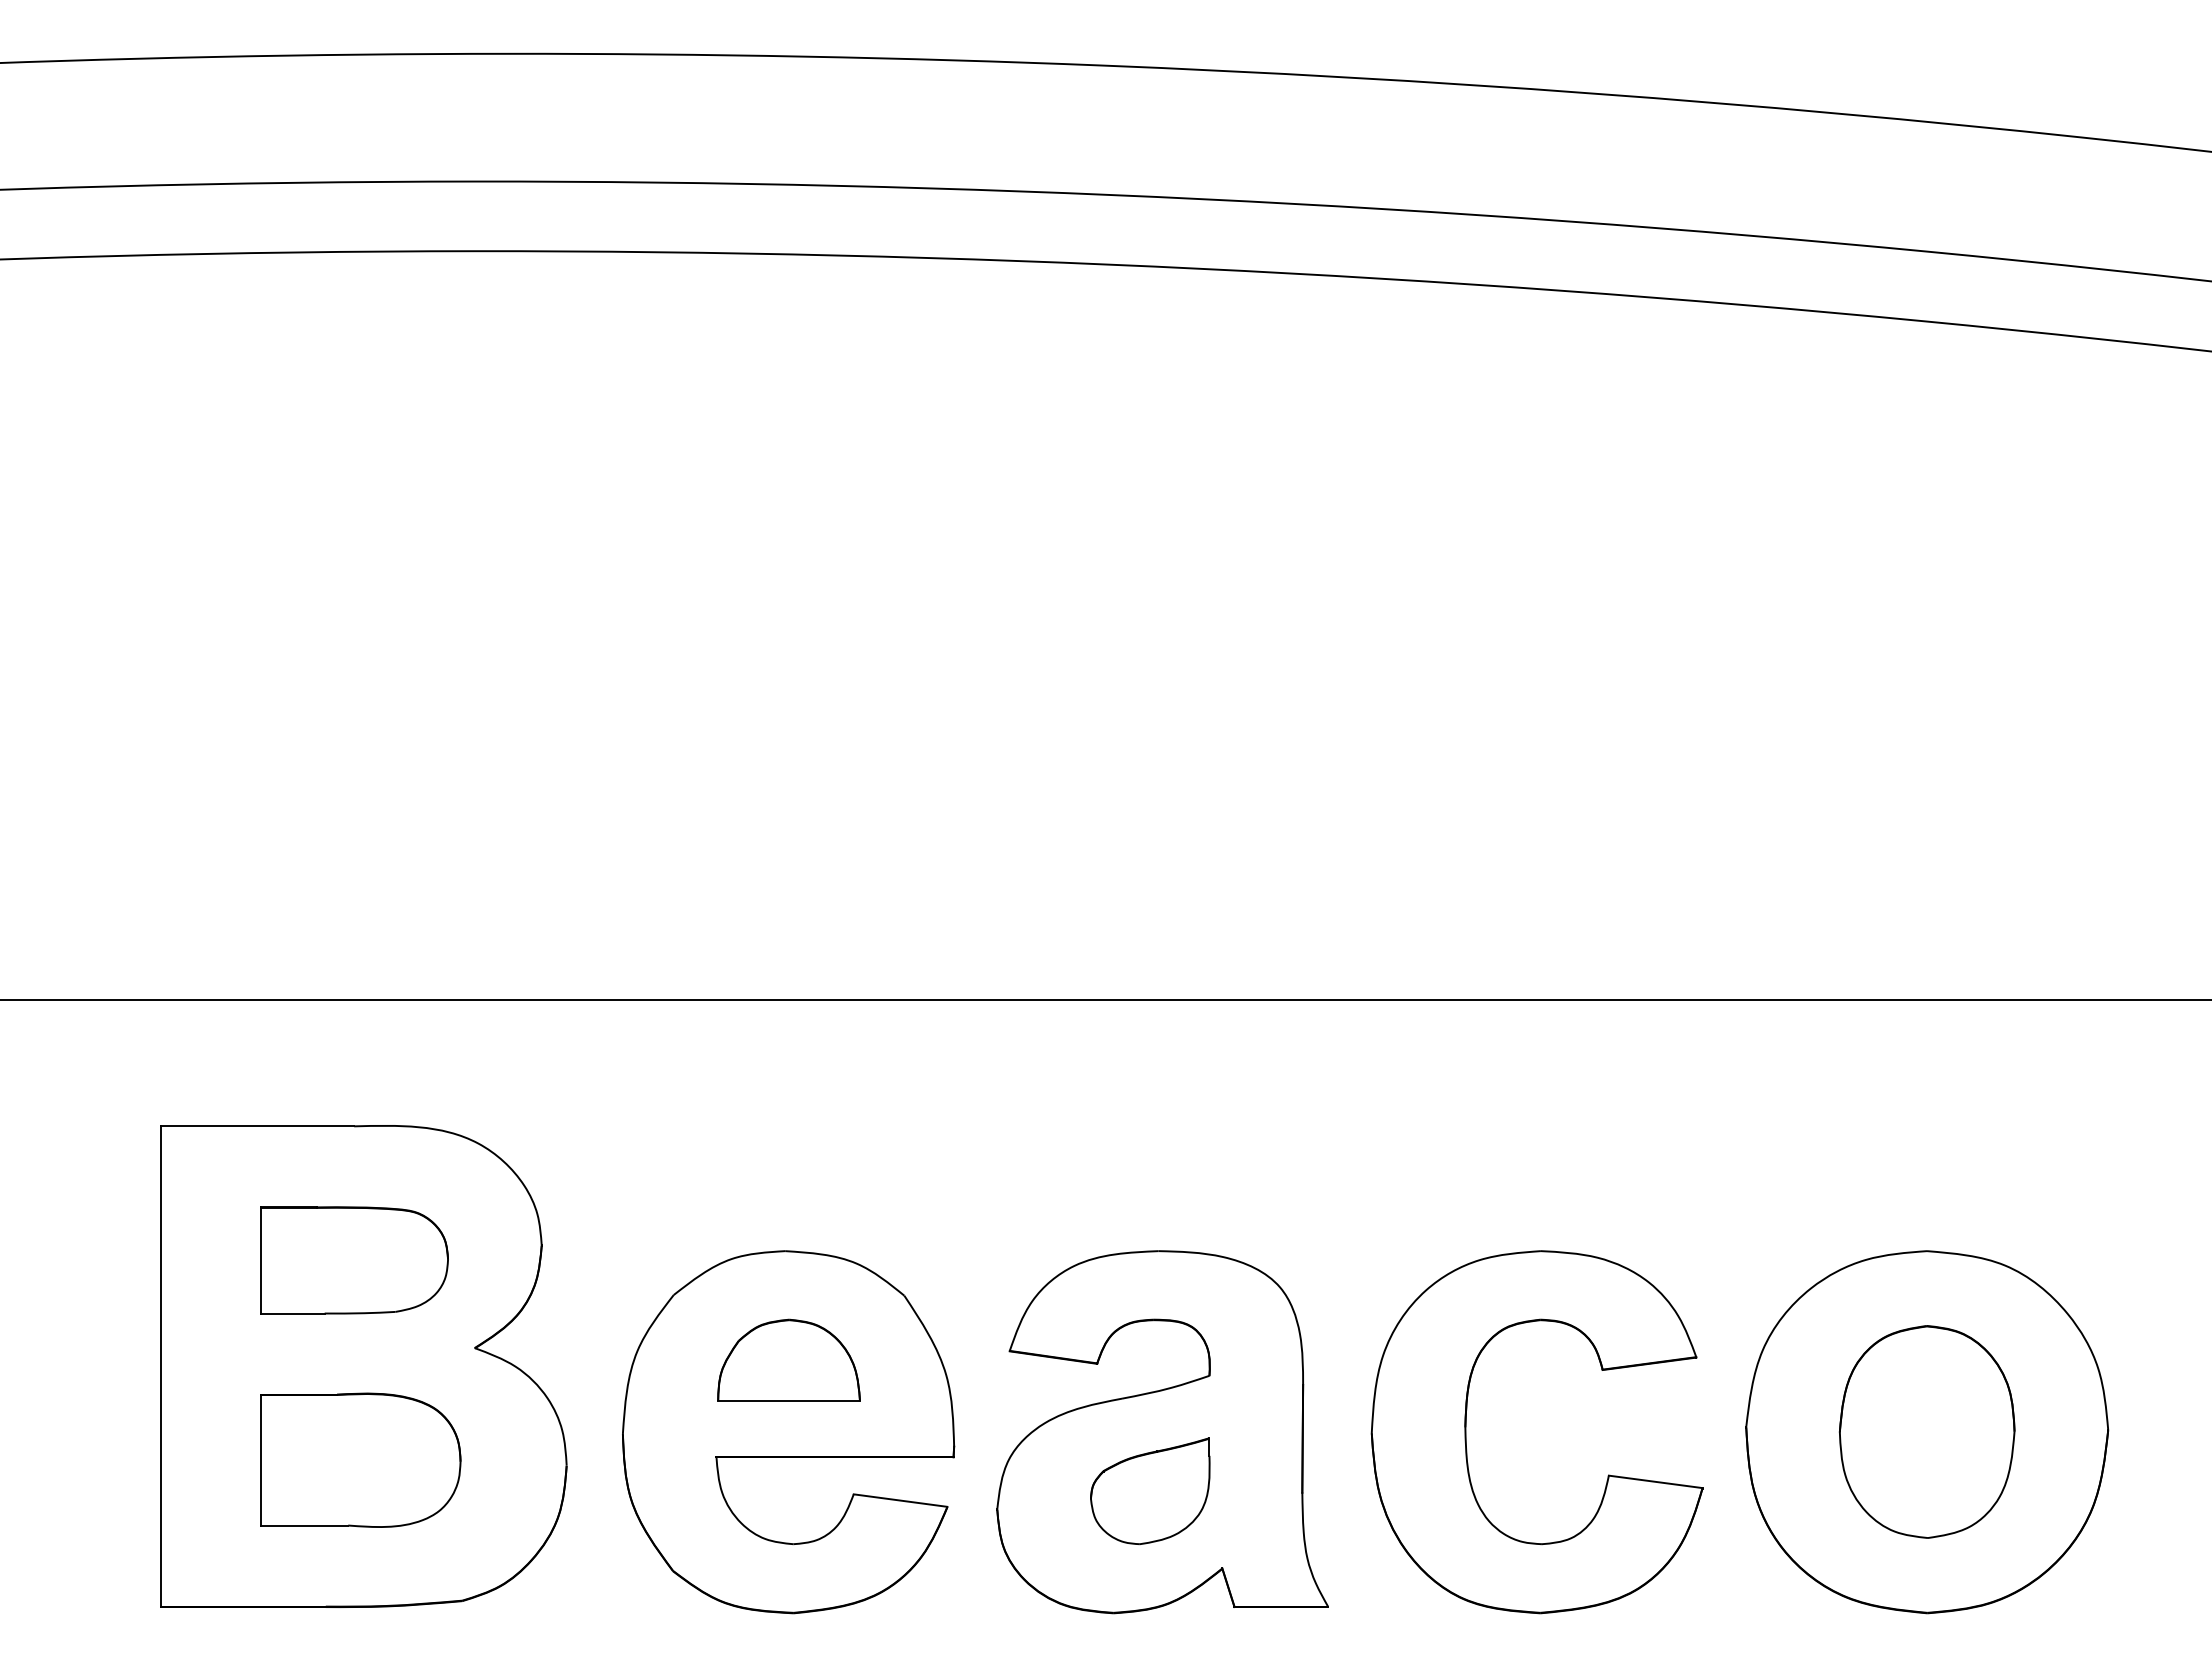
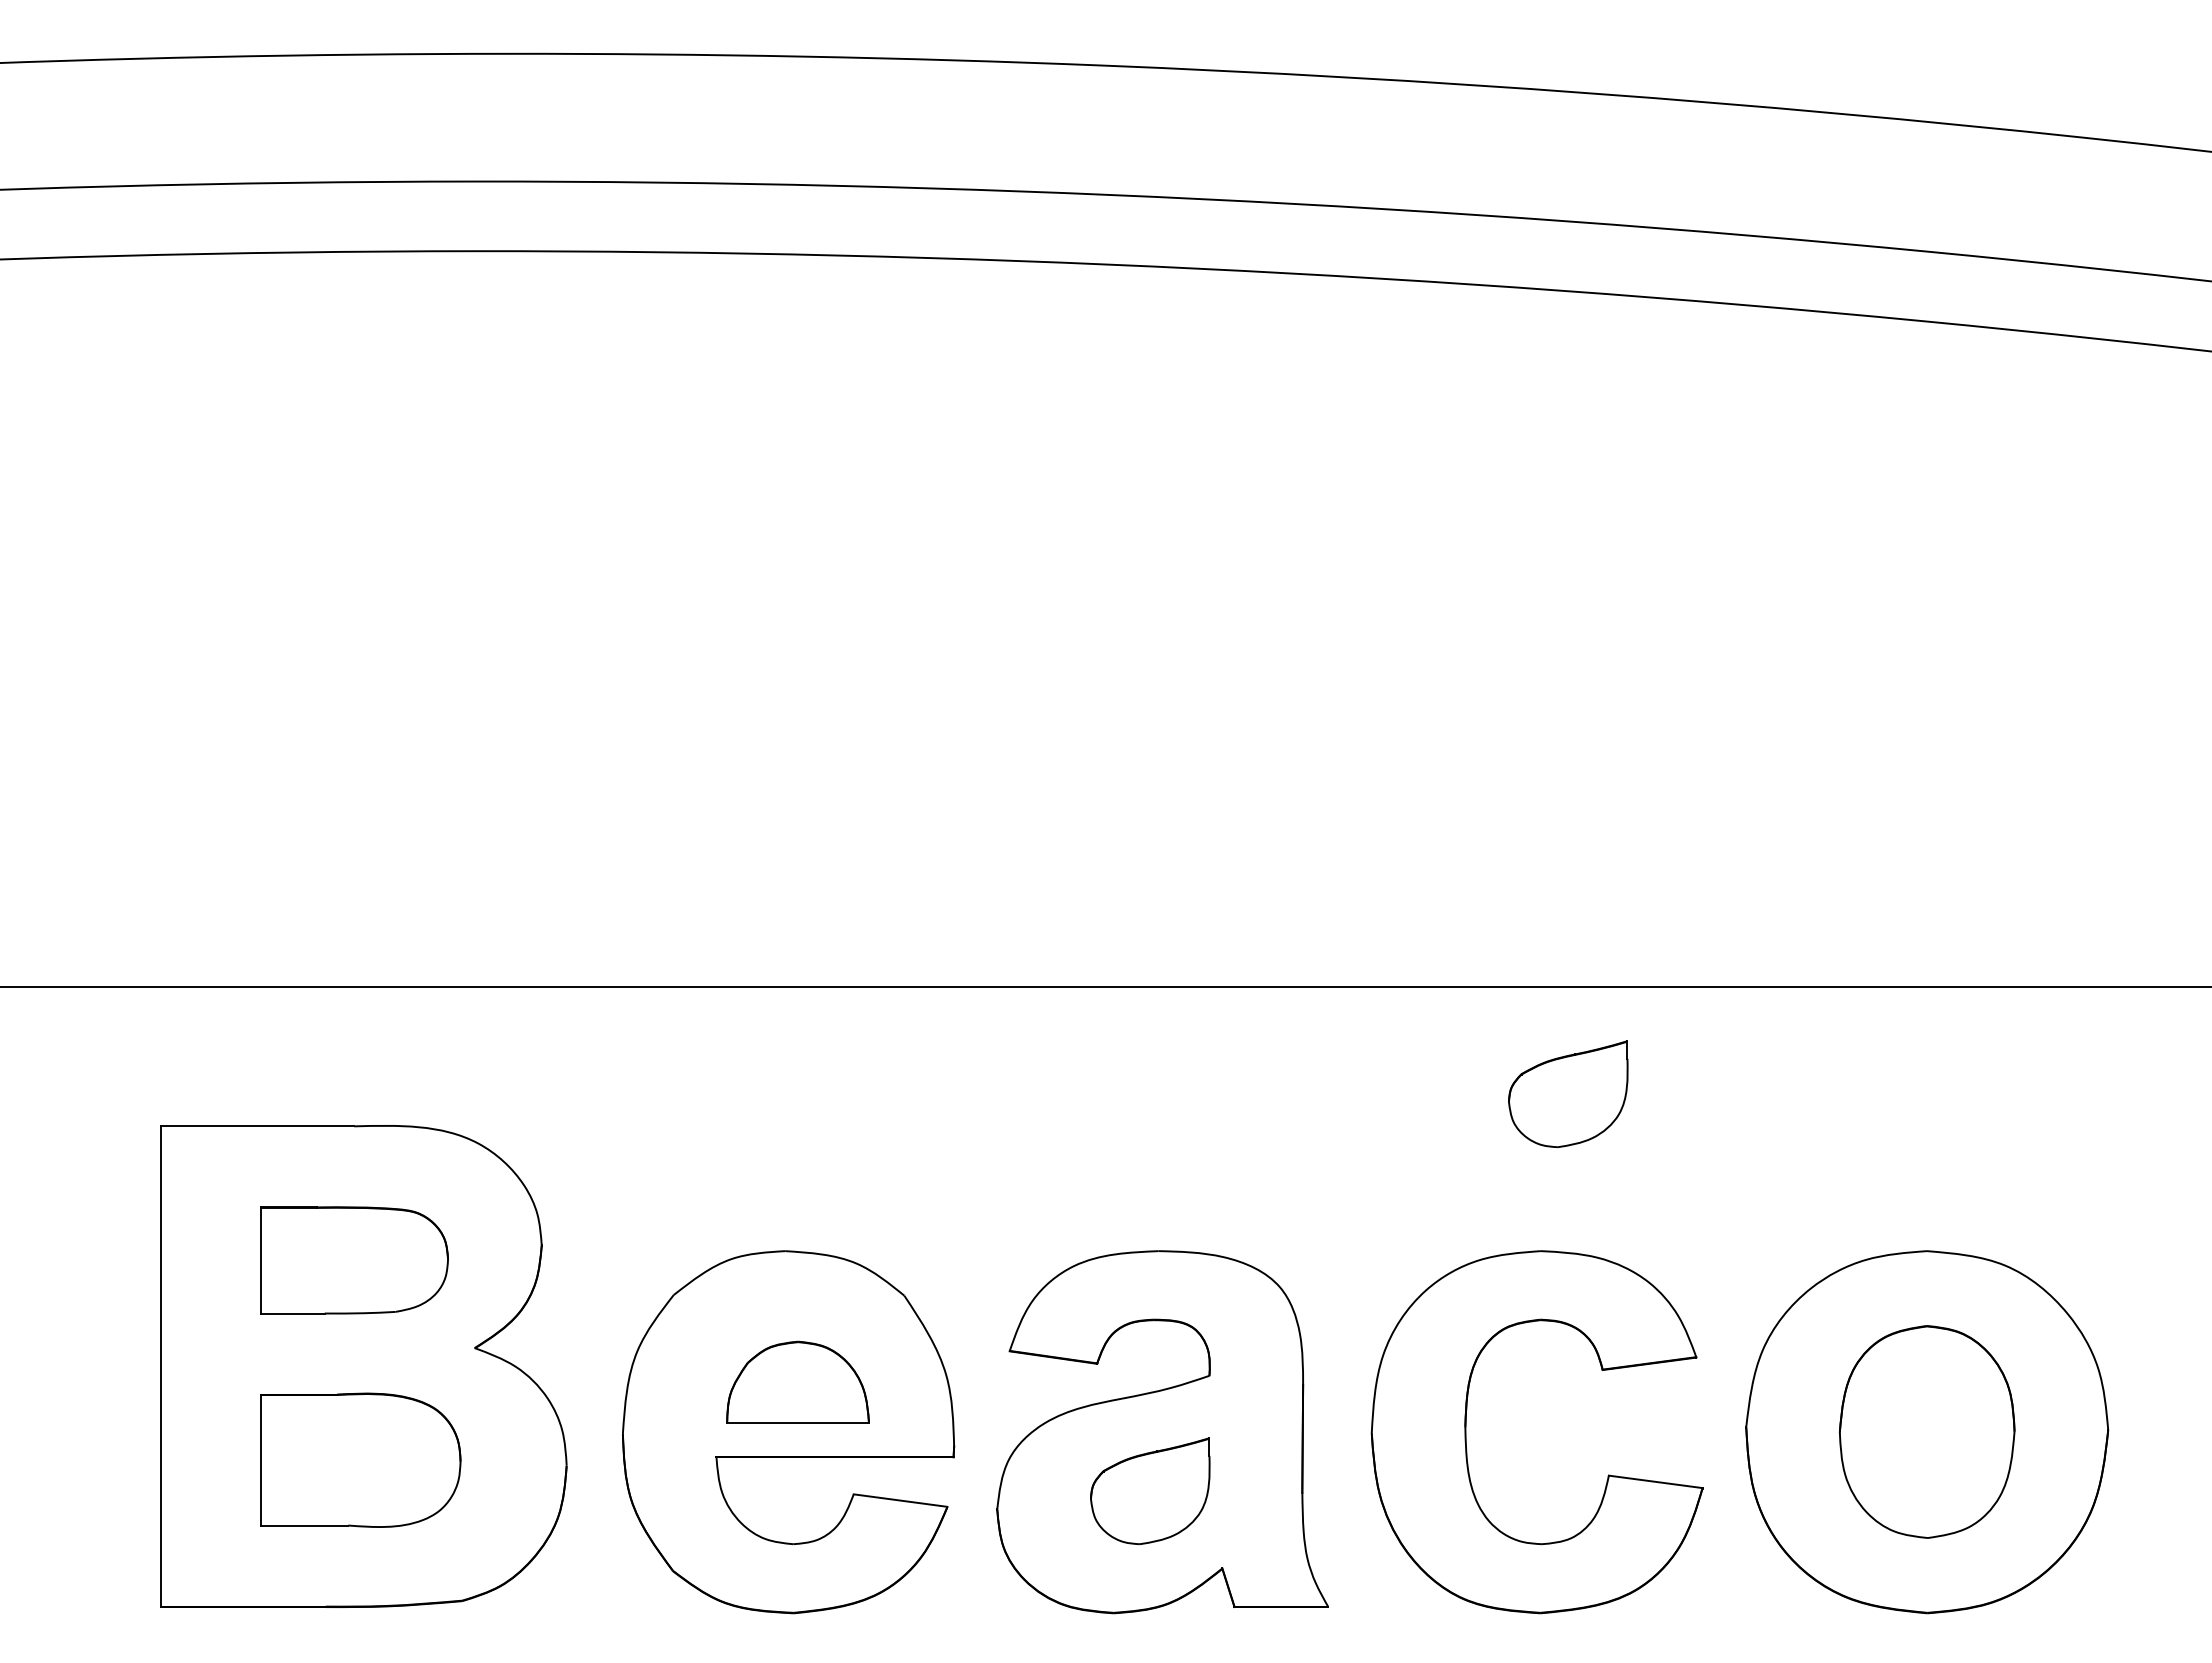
line position: (1105, 1000) -> (1105, 987) (1105, 987)
part: none -> present (1568, 1094)
part position: (788, 1359) -> (797, 1381) (797, 1381)
